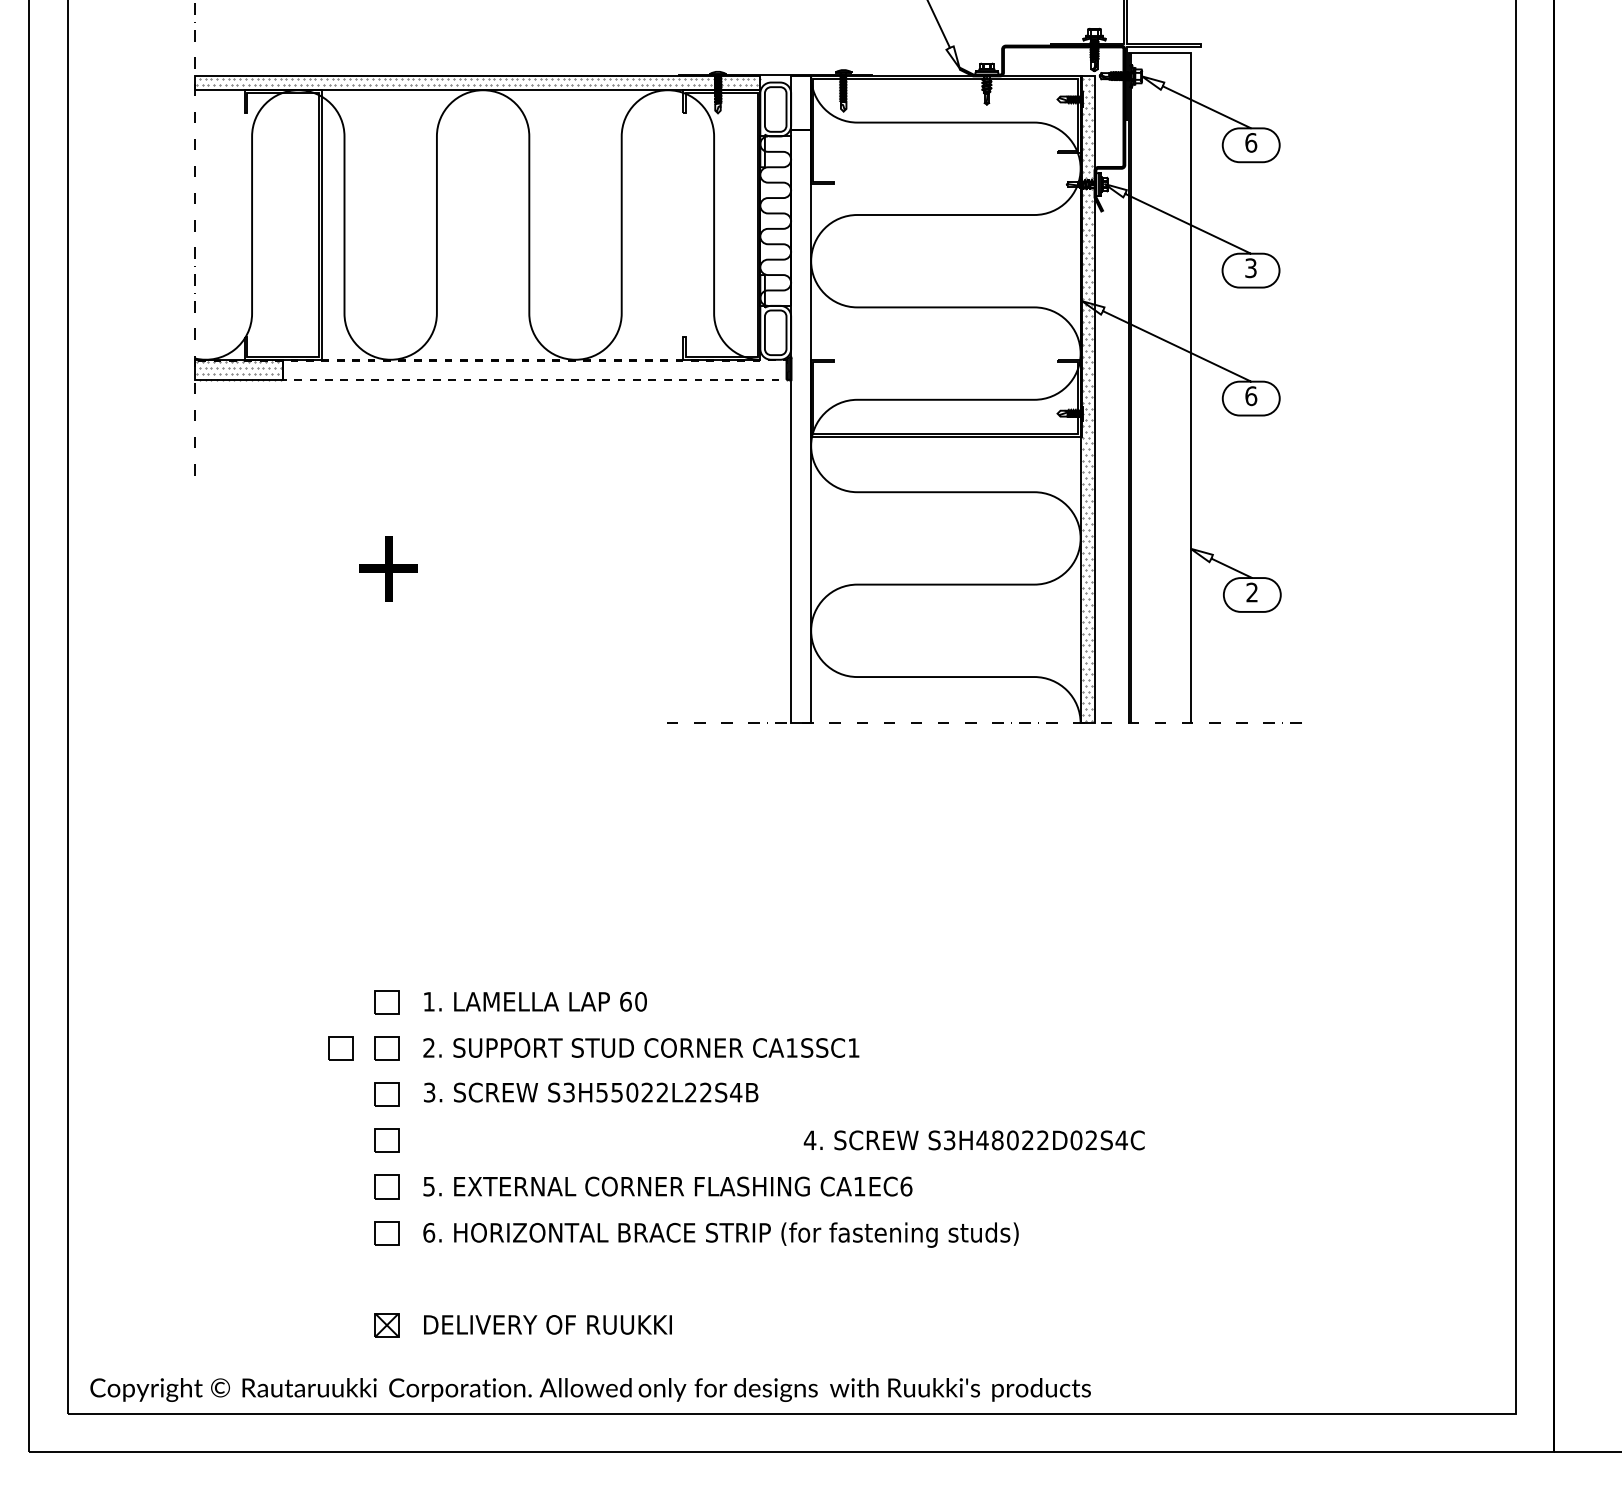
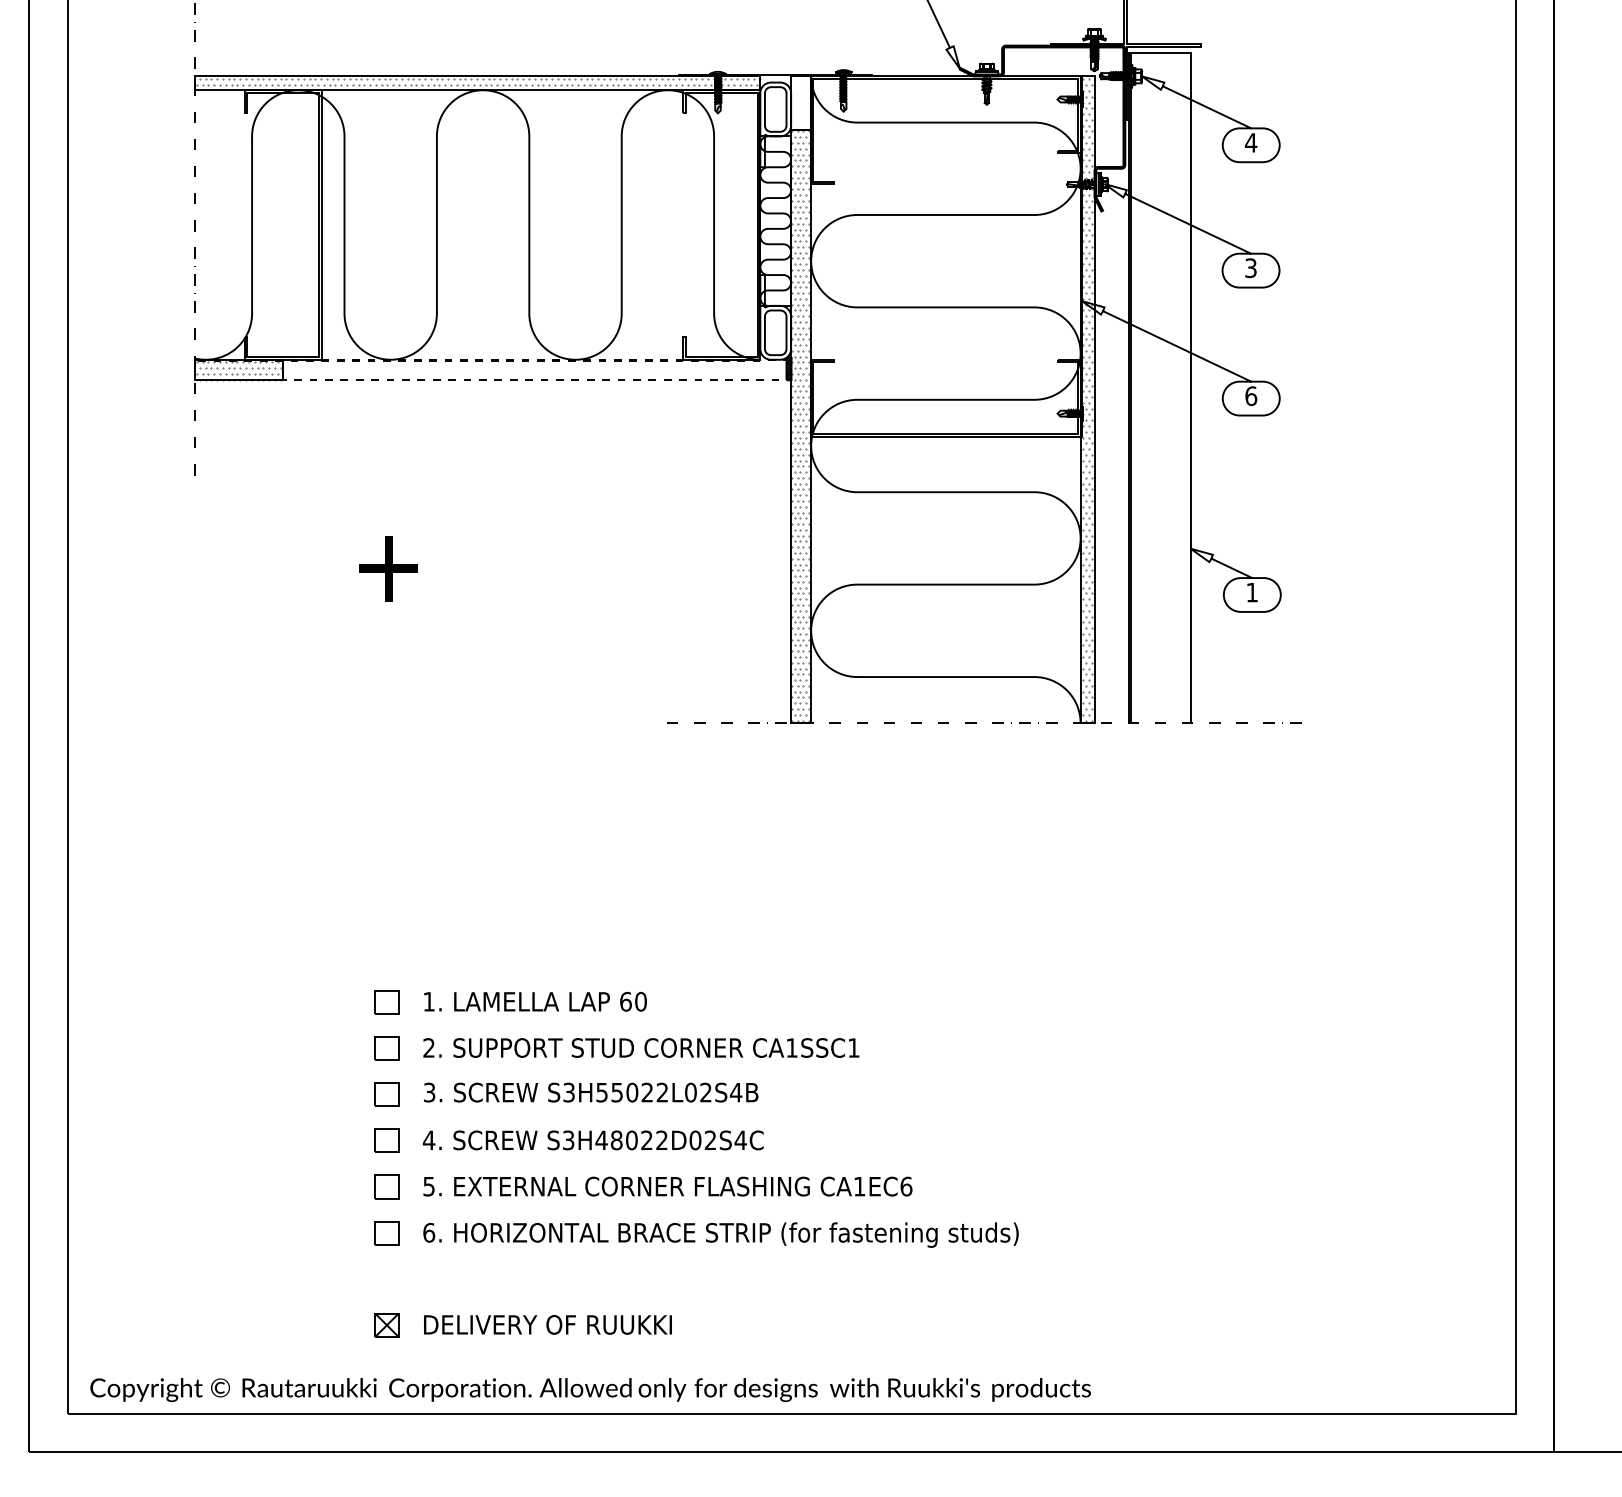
text: 6 -> 4 (1250, 142)
hatch: none -> present (800, 425)
text: 2 -> 1 (1251, 592)
part: present -> none (340, 1048)
text: S3H55022L22S4B -> S3H55022L02S4B (690, 1092)
text position: (973, 1140) -> (592, 1140) (592, 1140)
